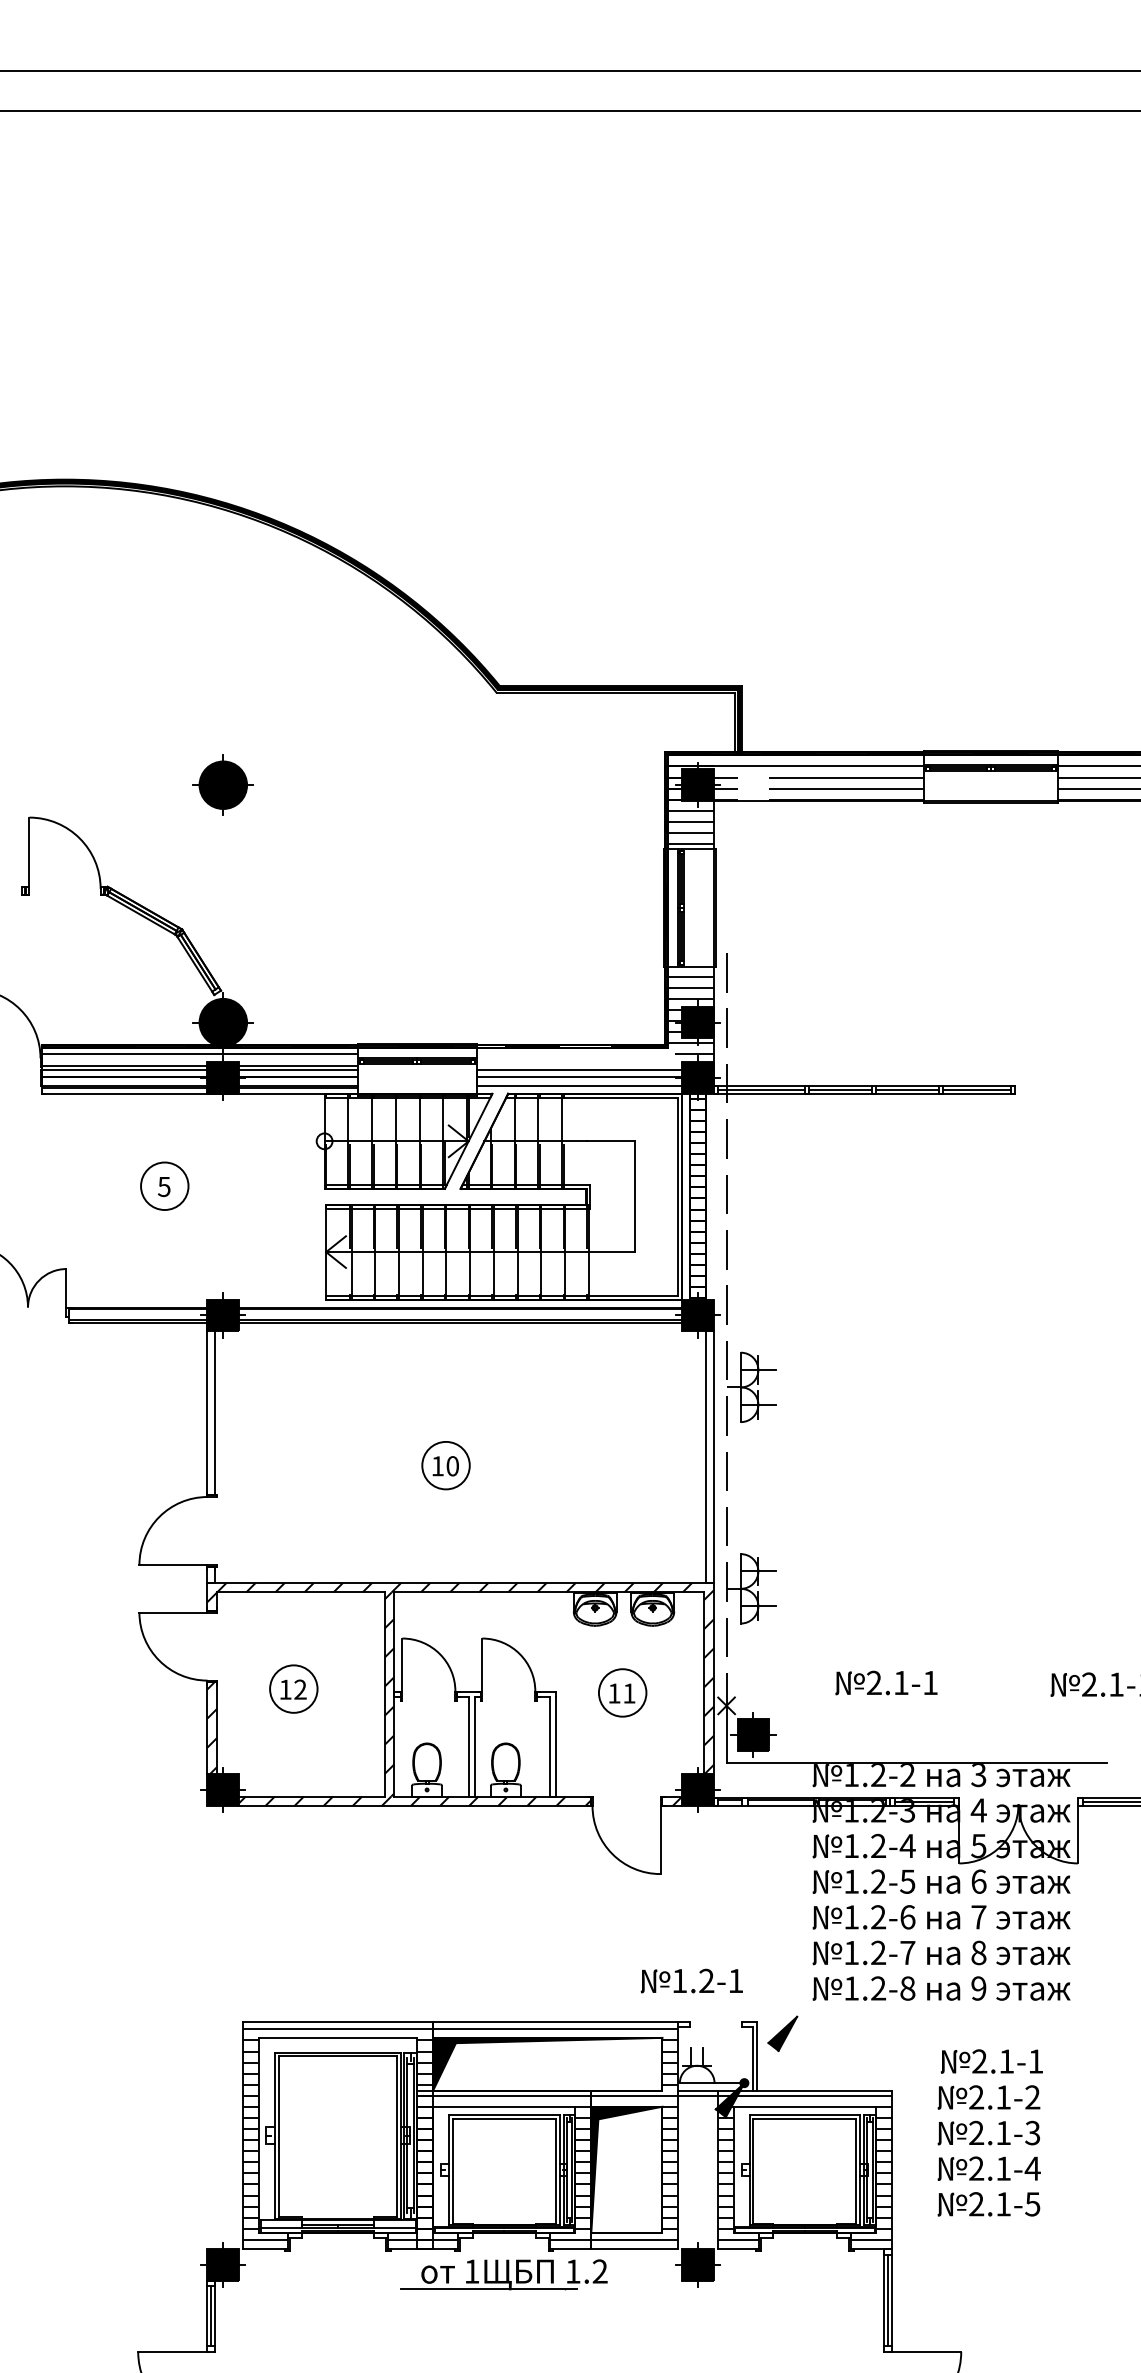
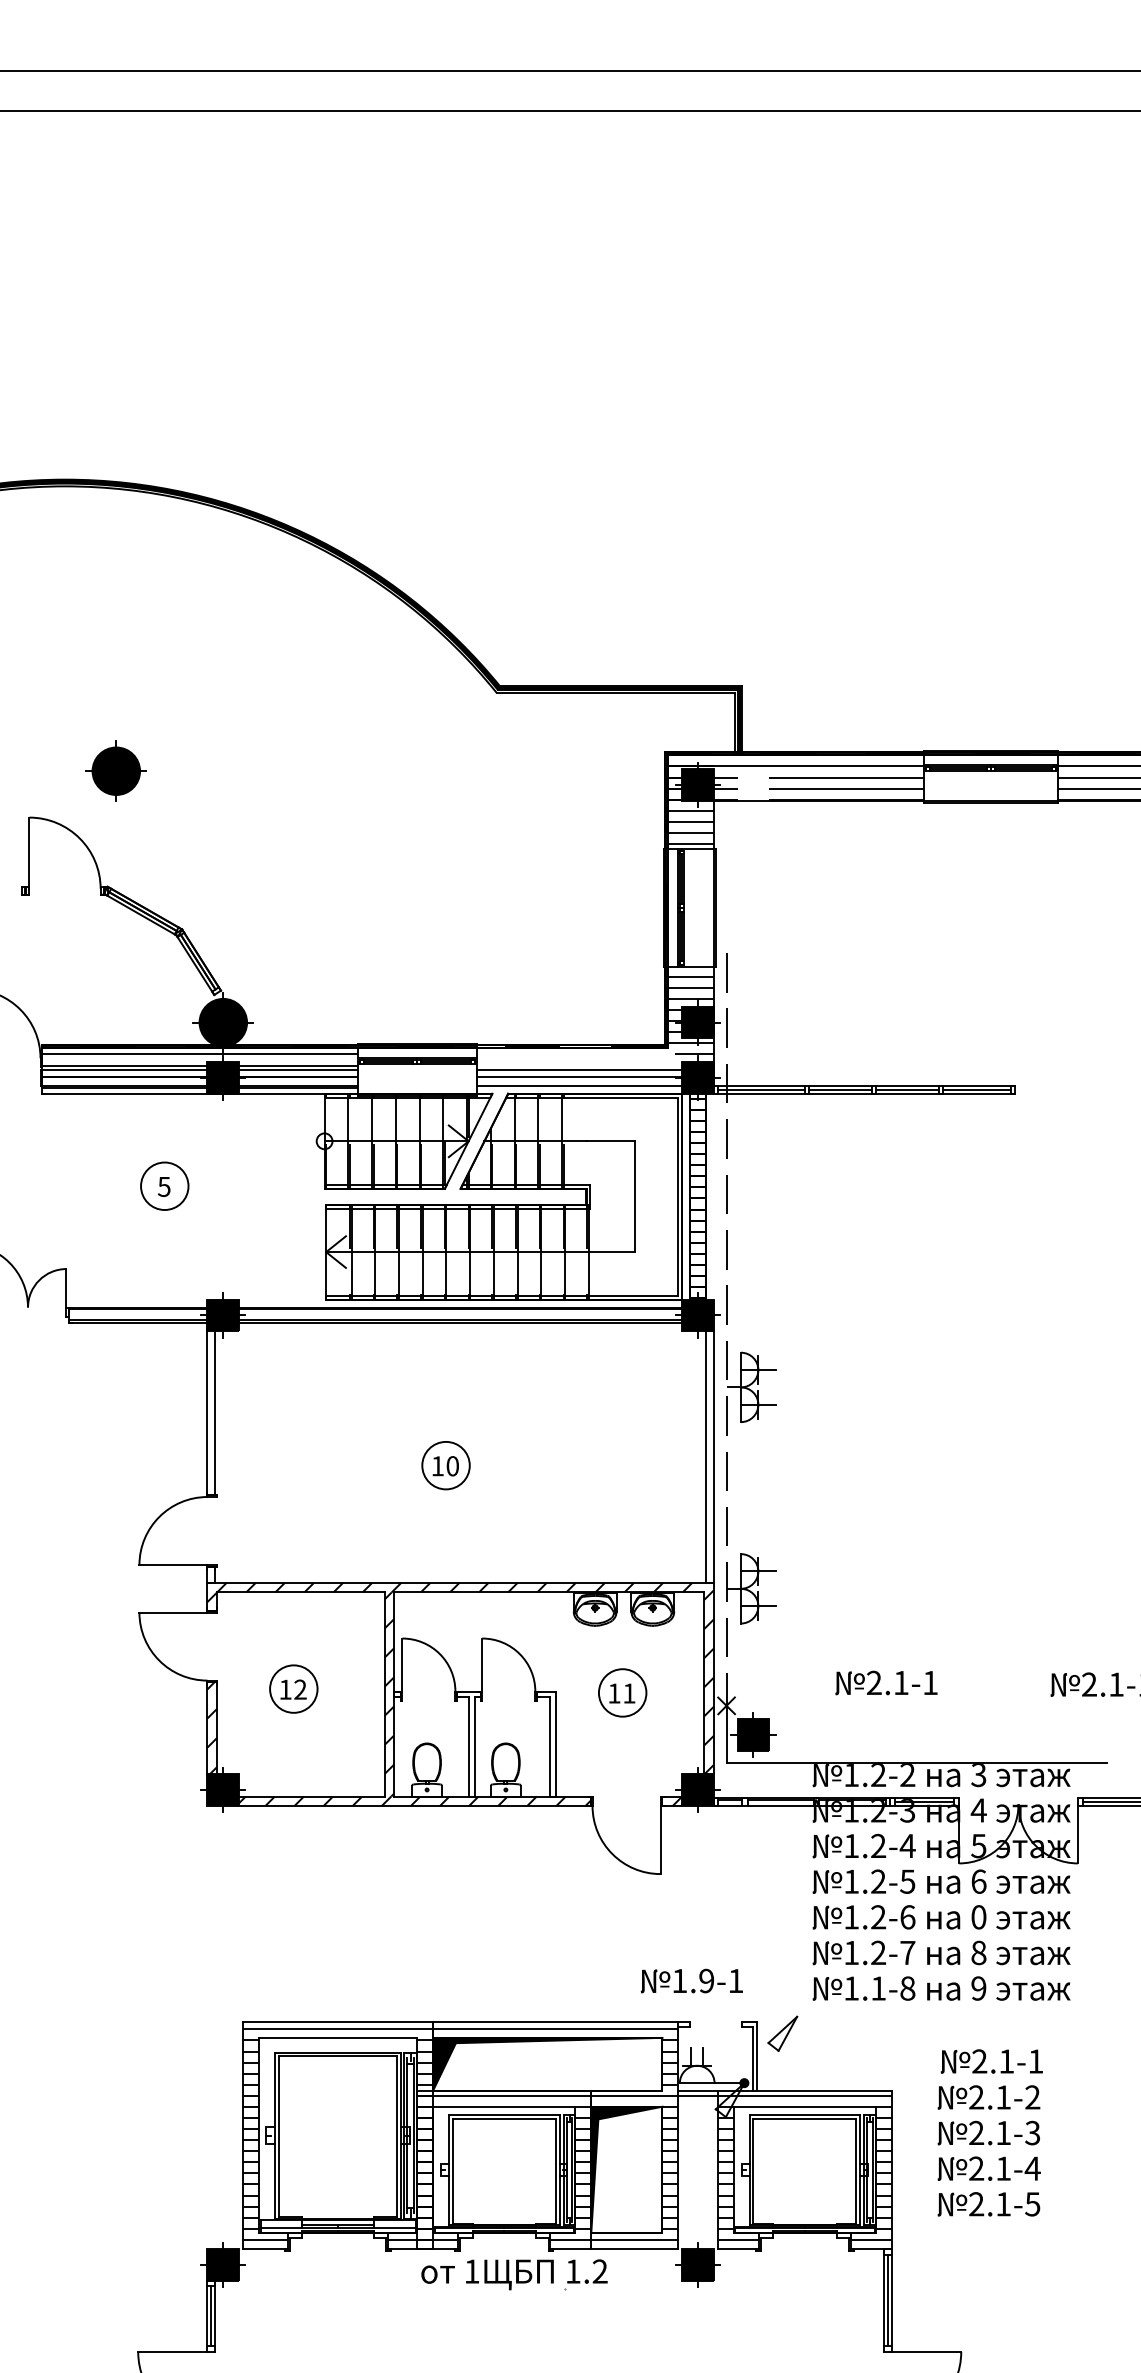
part position: (222, 784) -> (115, 770) (115, 770)
text: 7 -> 0 (978, 1917)
text: 1.2-1 -> 1.9-1 (706, 1981)
text: 1.2-8 -> 1.1-8 (878, 1988)
fill: present -> none (782, 2033)
fill: present -> none (729, 2100)
line: present -> none (488, 2289)
